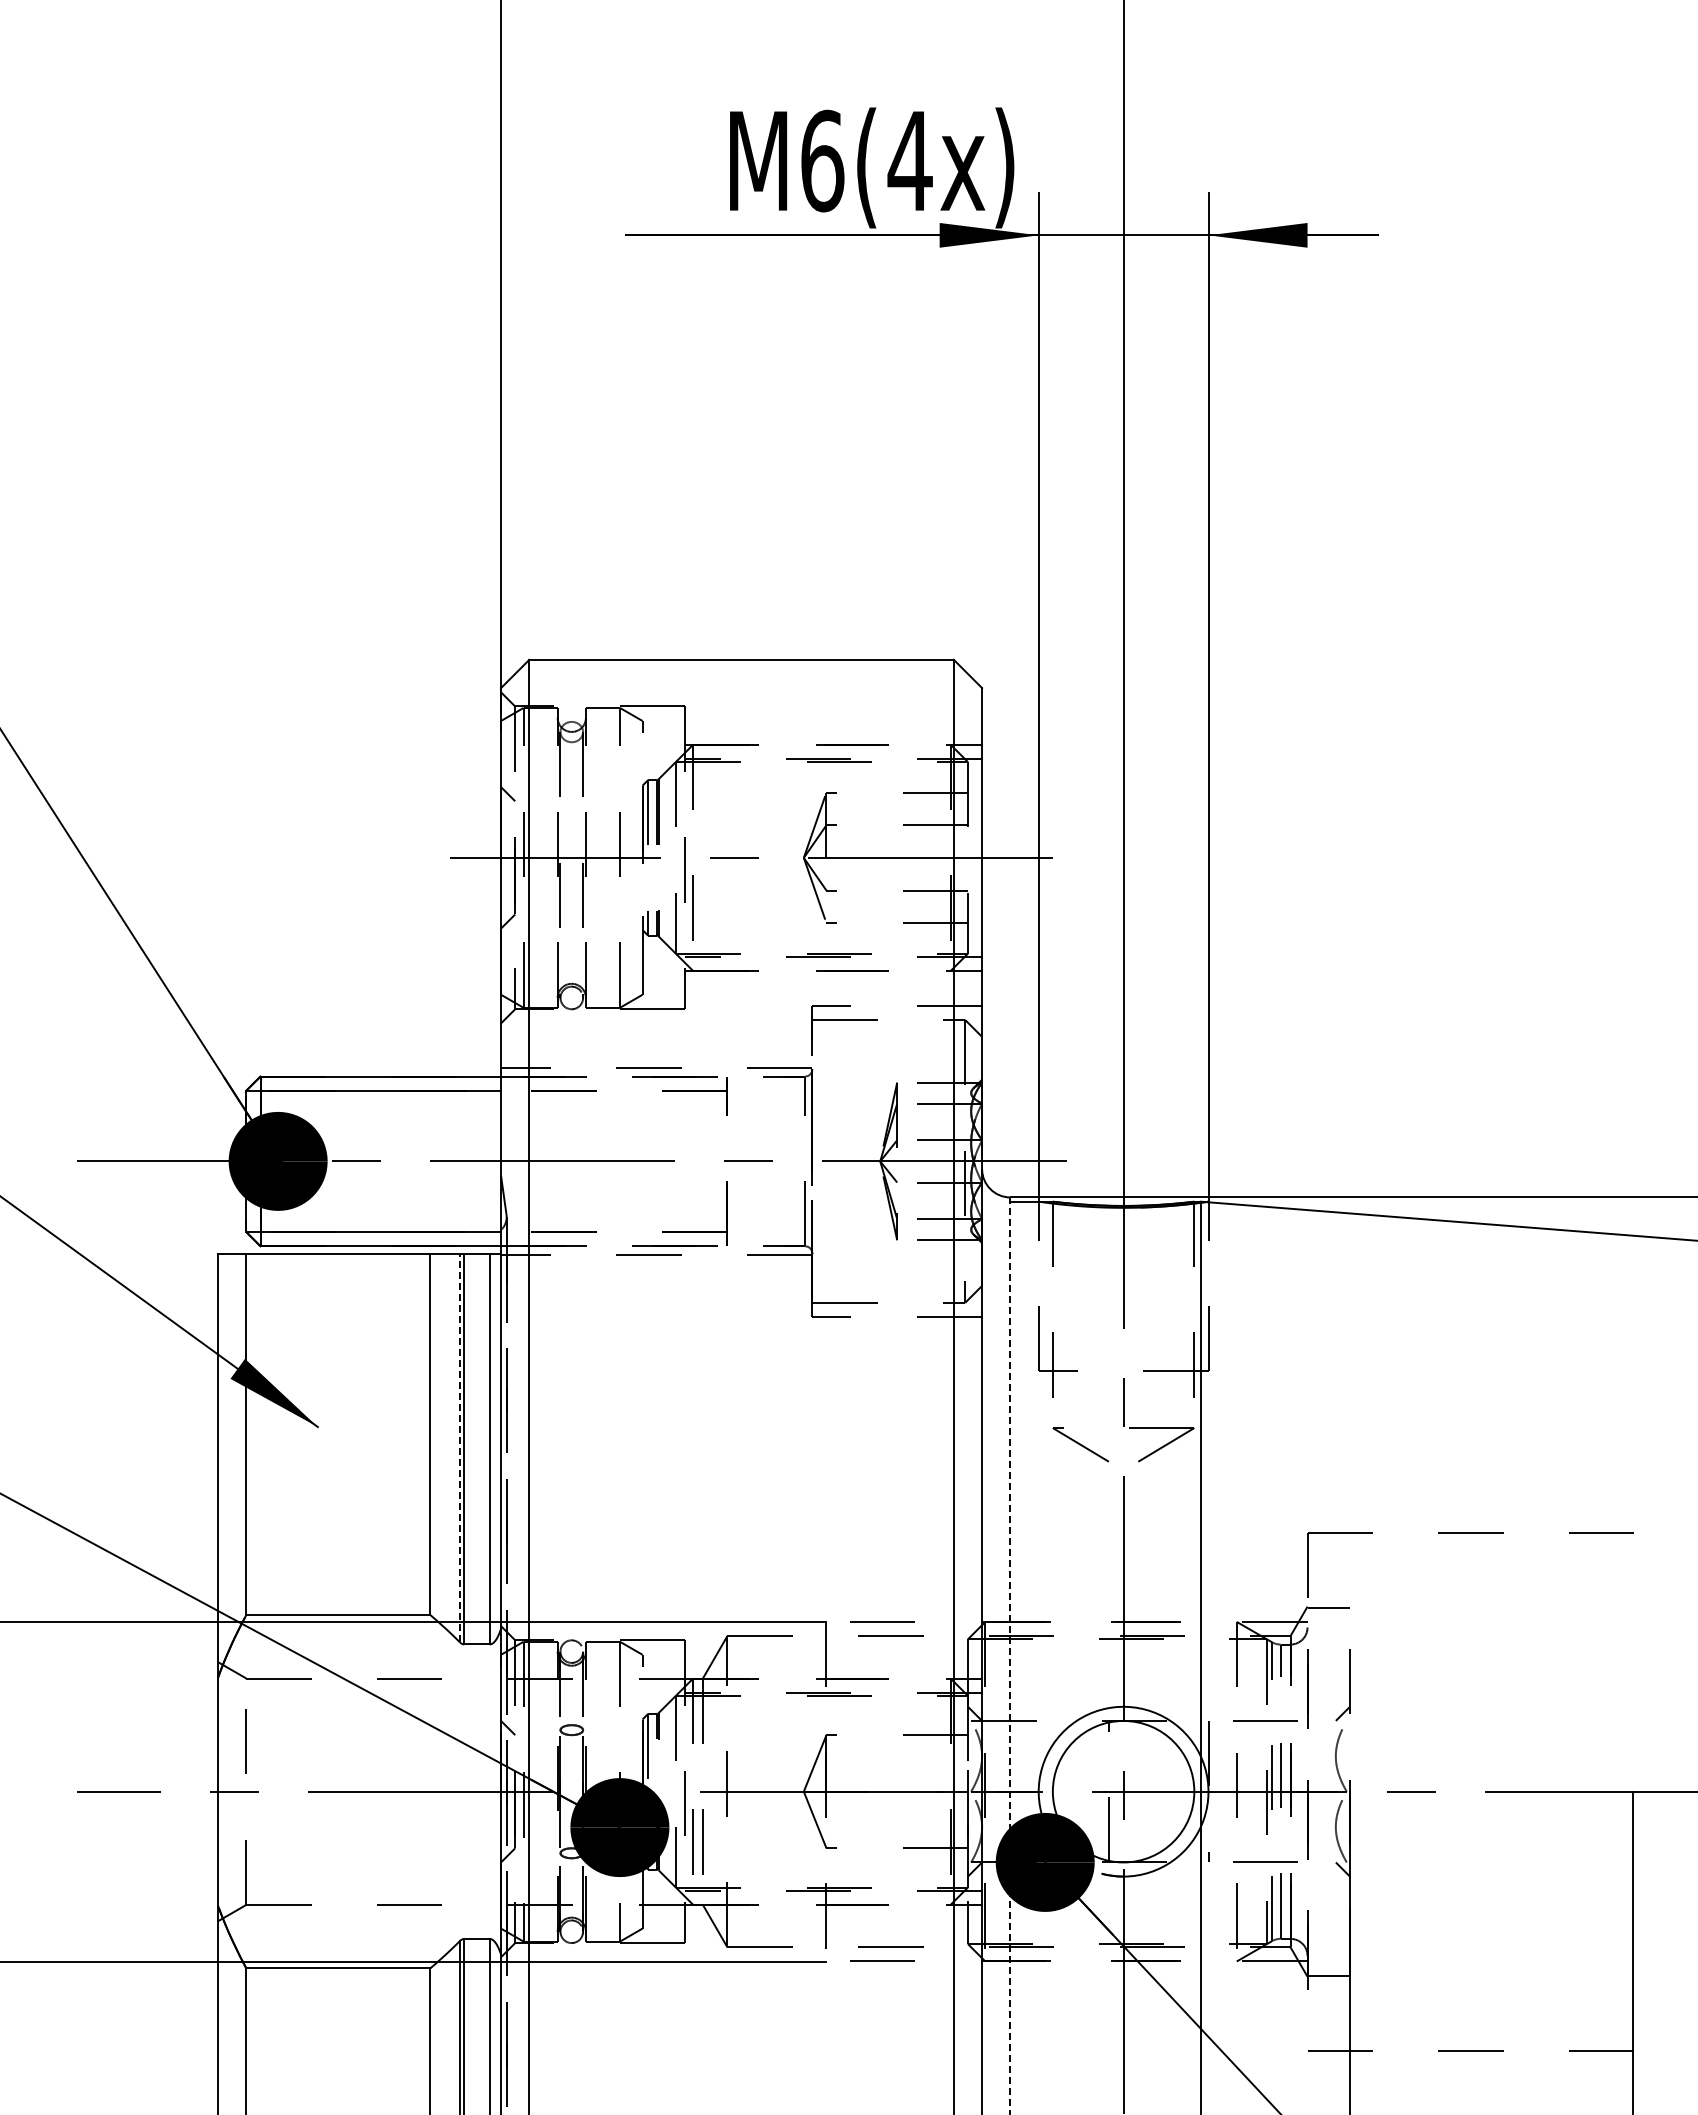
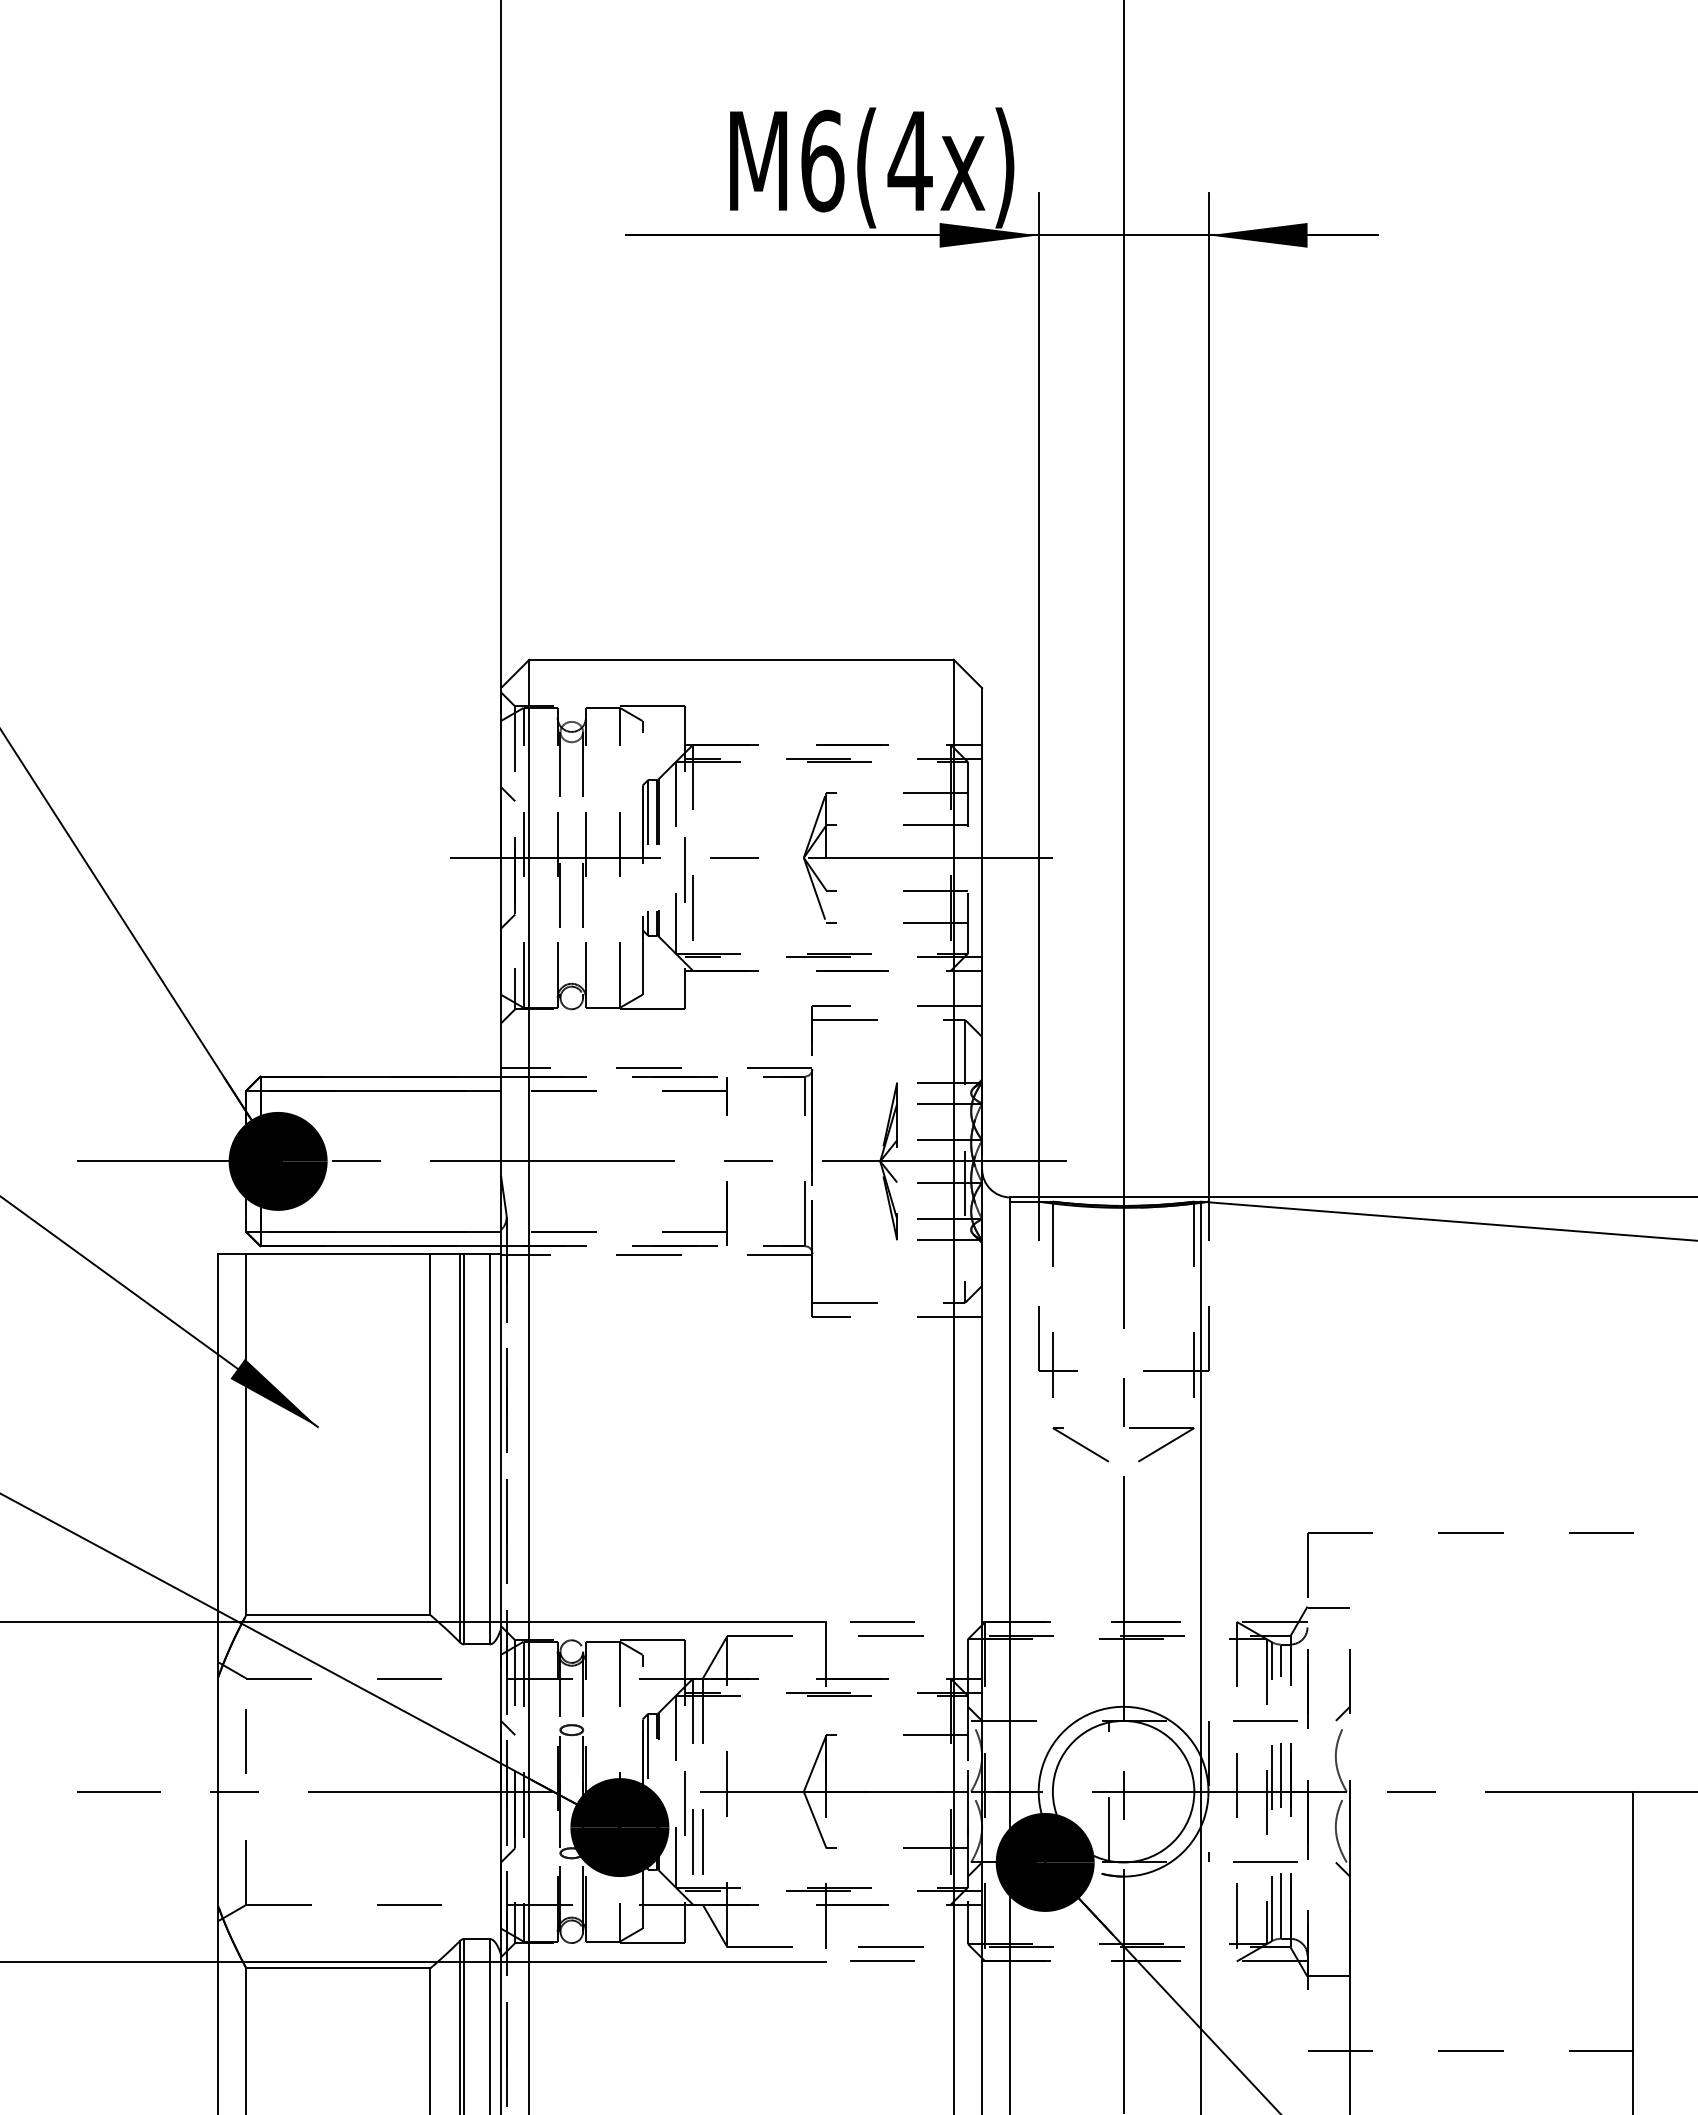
line: dashed -> solid (459, 1447)
line: dashed -> solid (1010, 1656)
